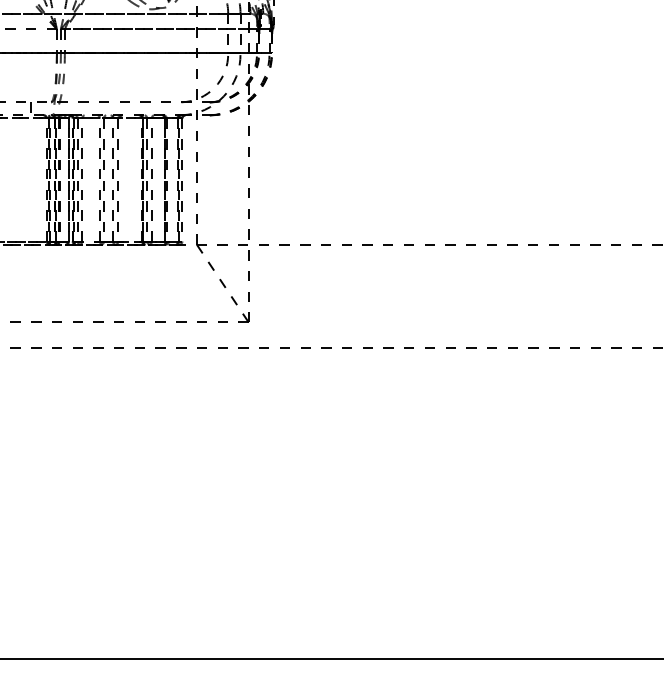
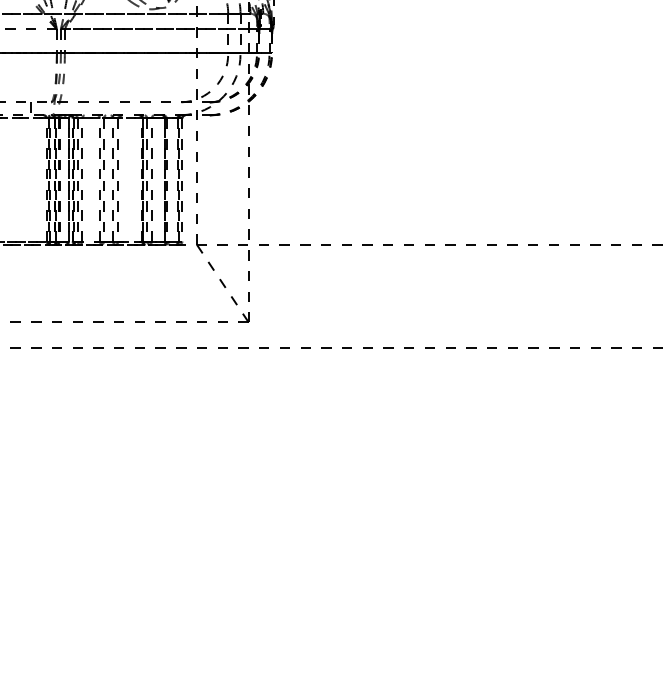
line: present -> none (331, 659)
